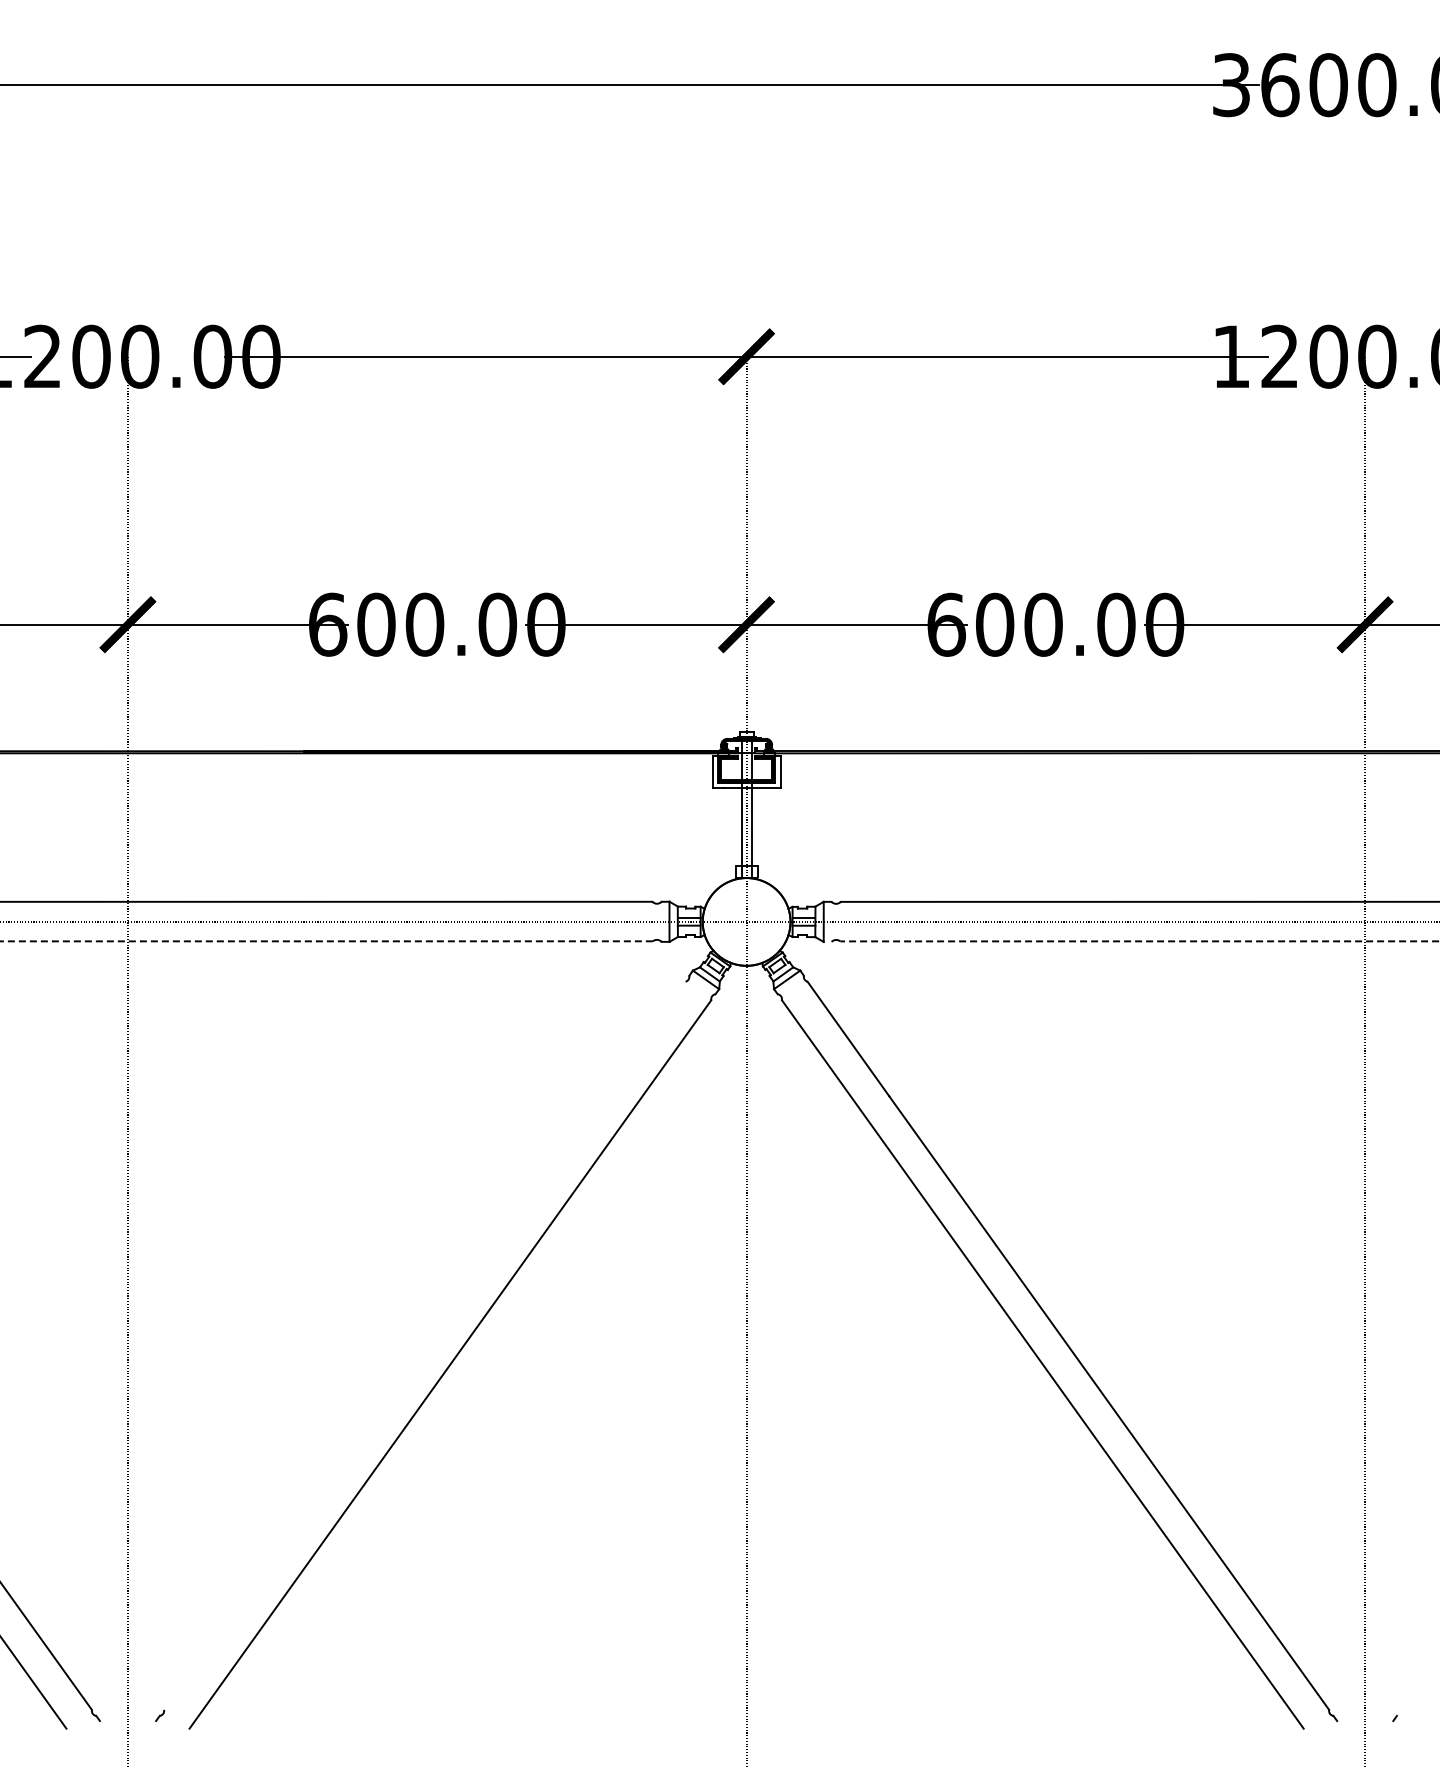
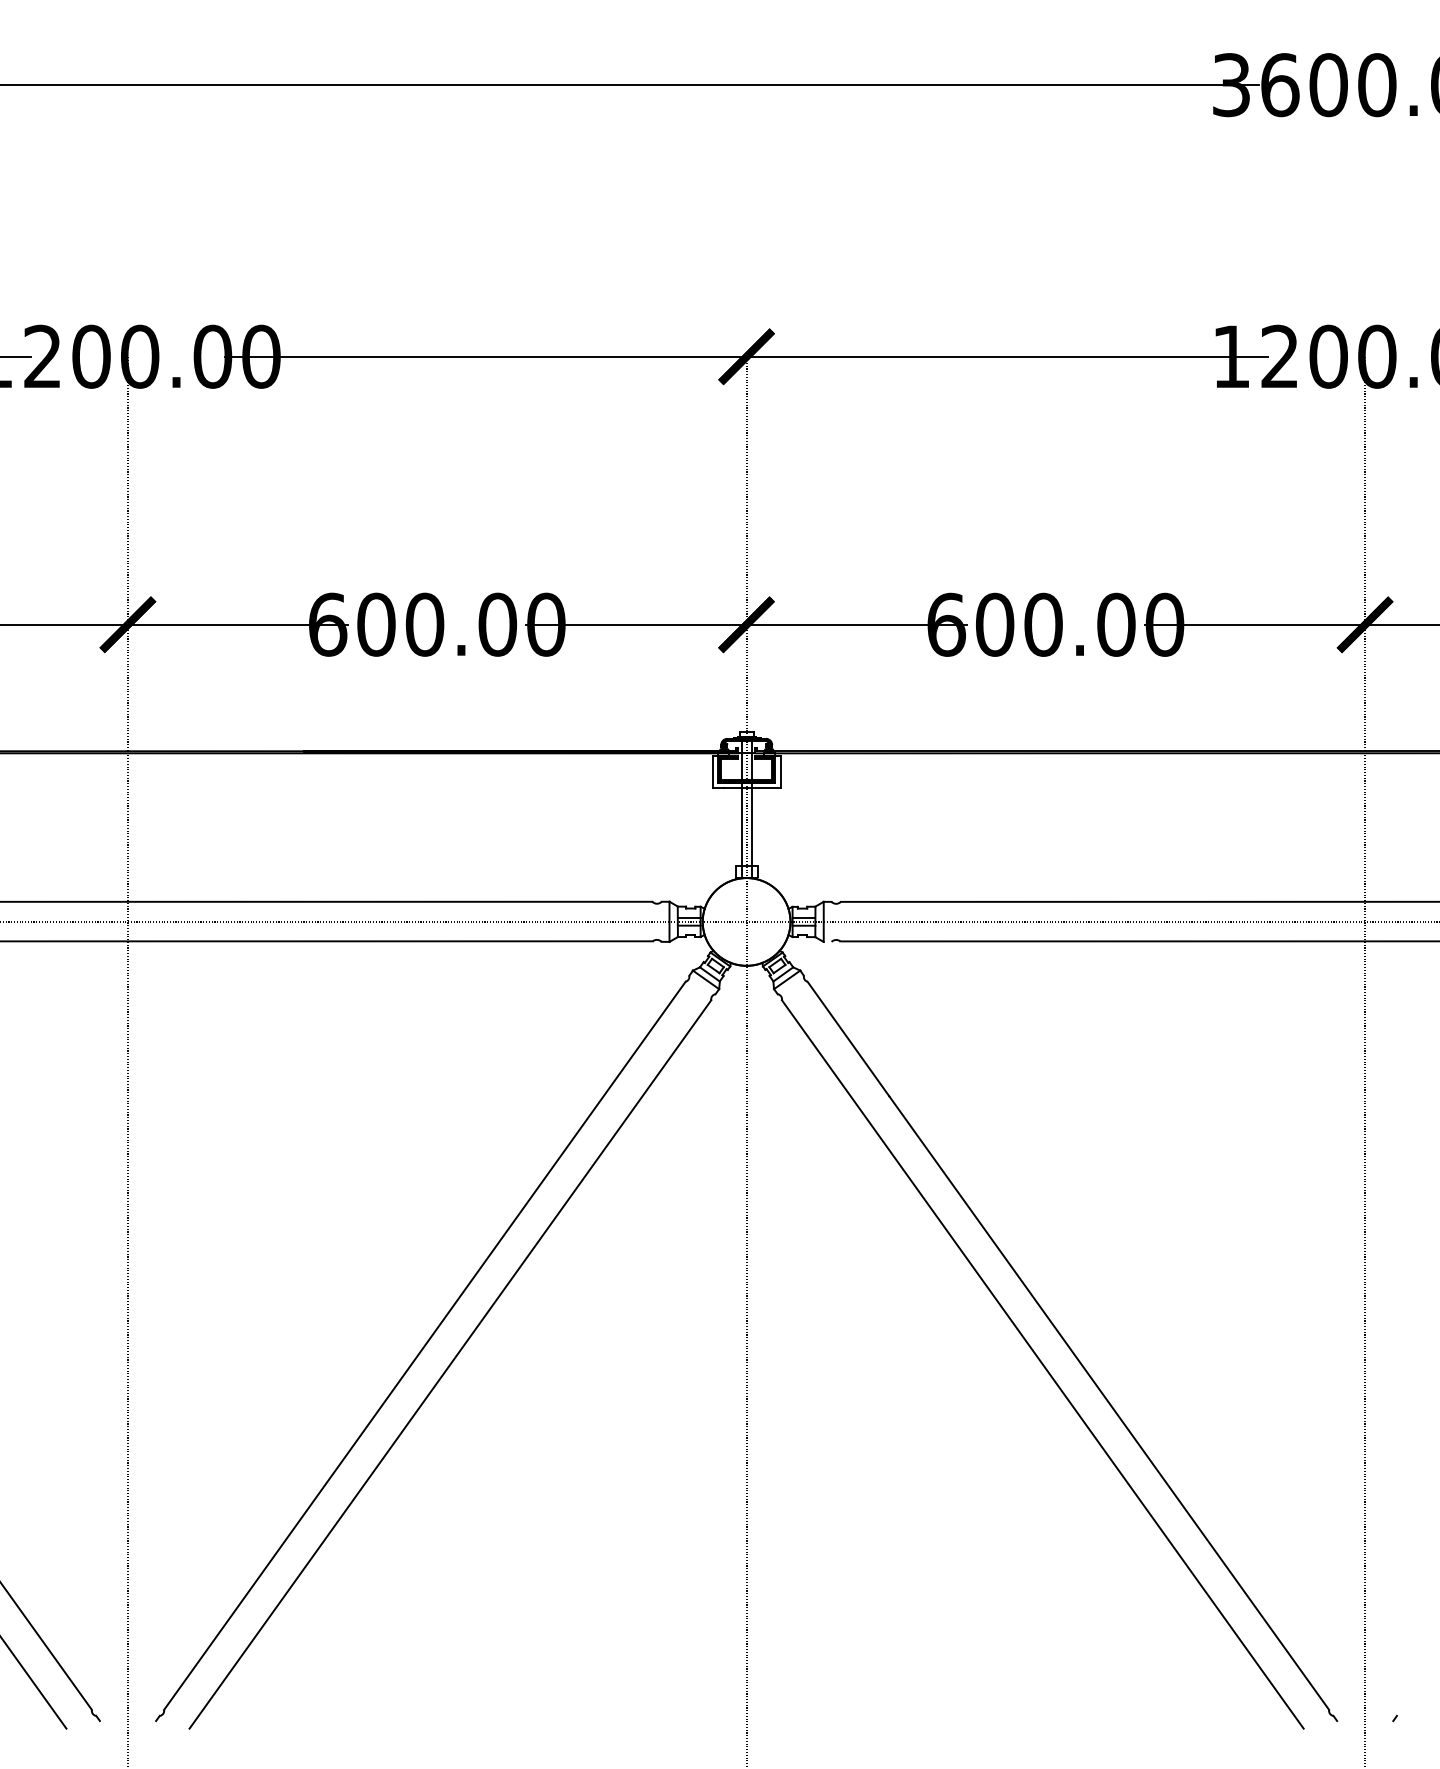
line: dashed -> solid (325, 941)
line: dashed -> solid (1139, 941)
line: none -> present (424, 1345)
